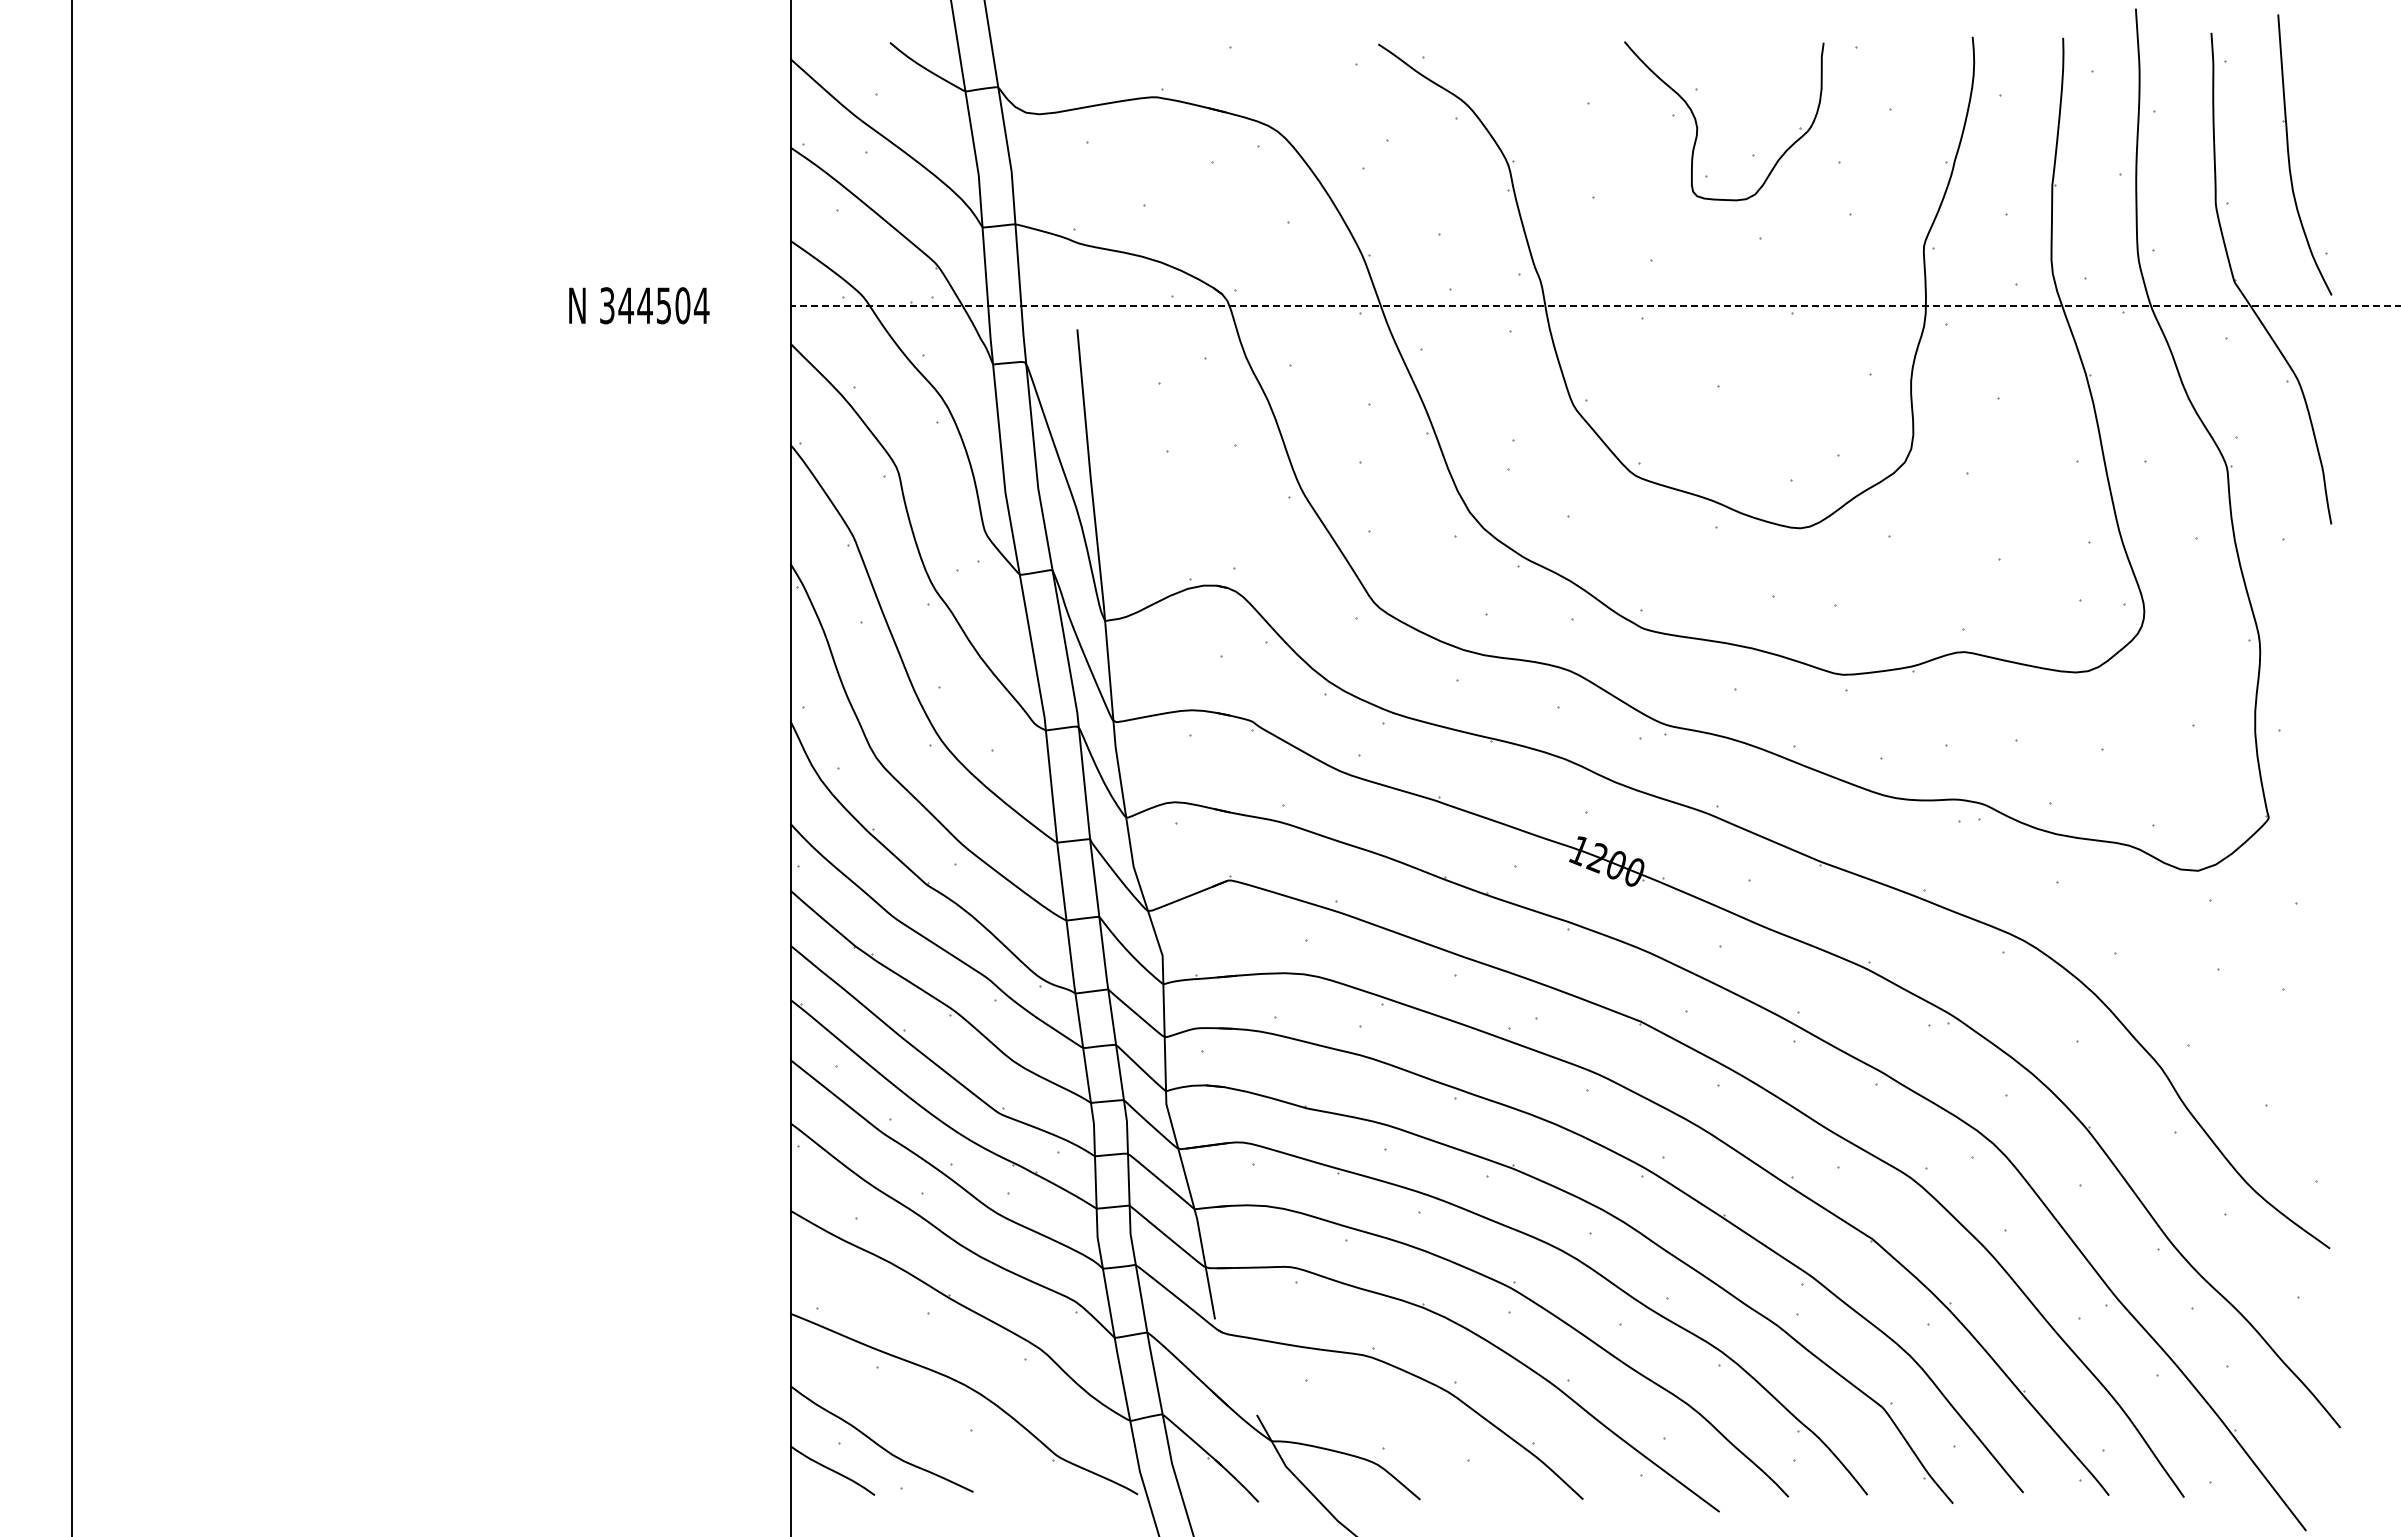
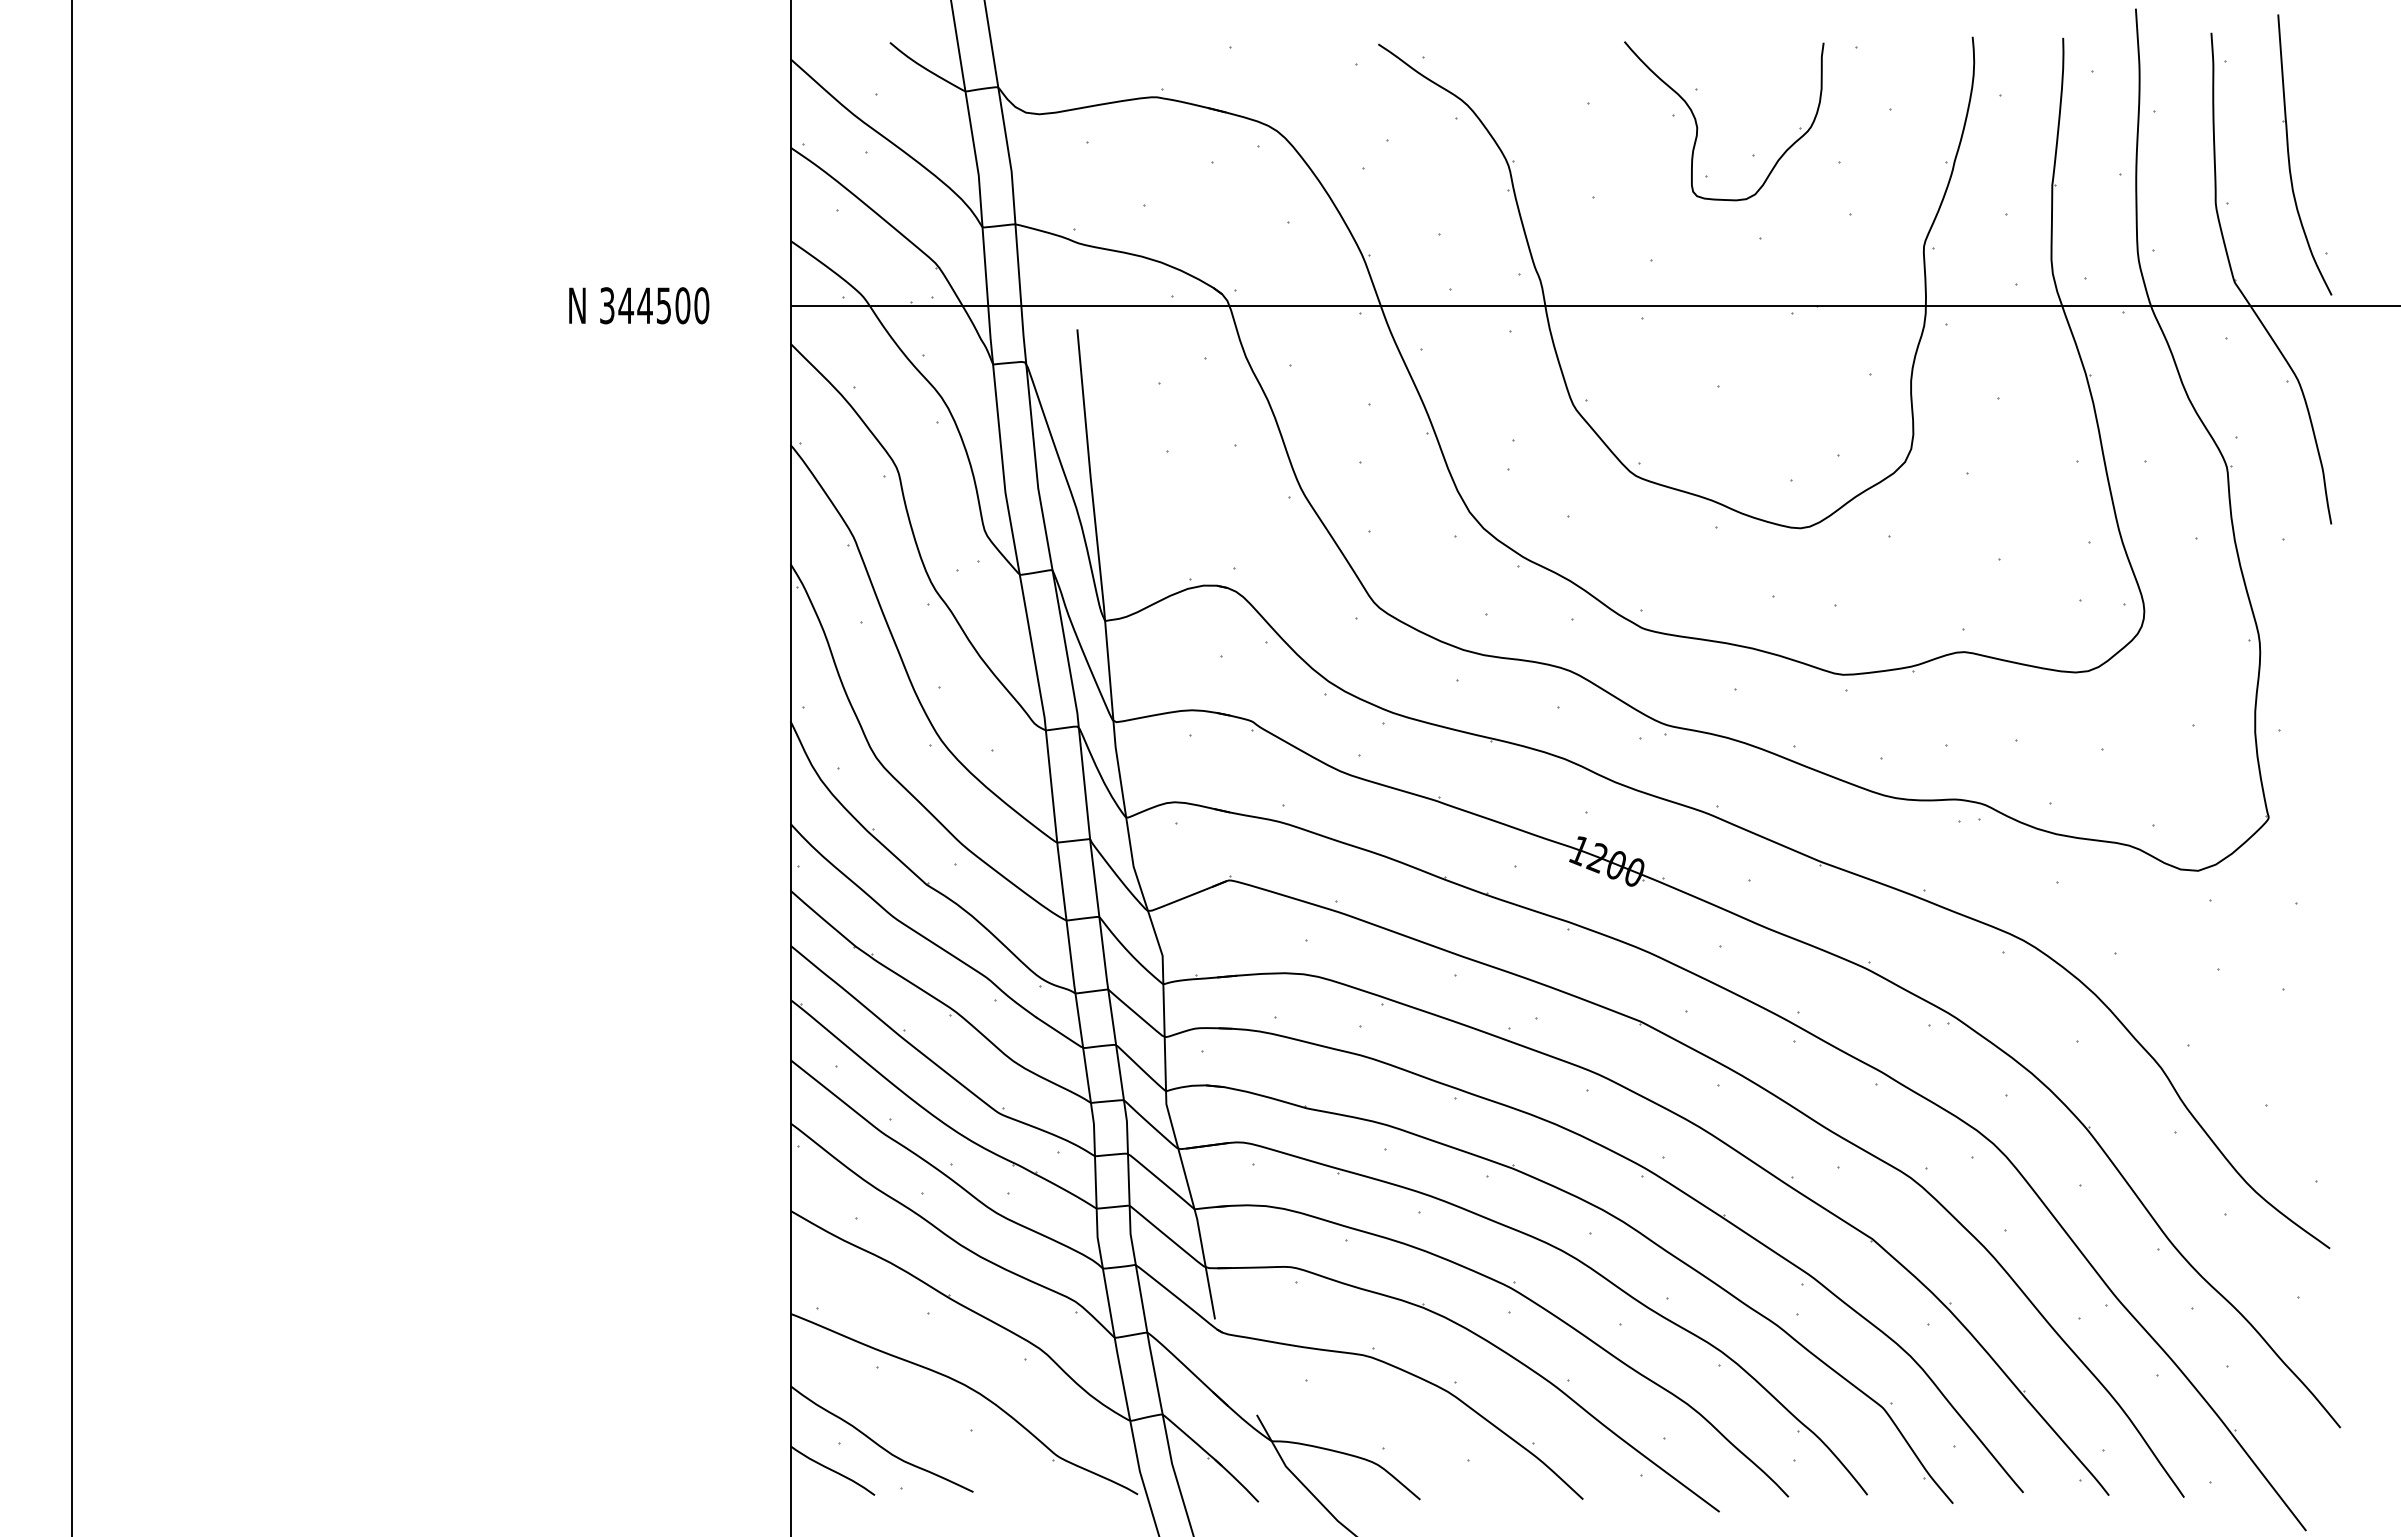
text: 344504 -> 344500 (701, 305)
line: dashed -> solid (1594, 305)
